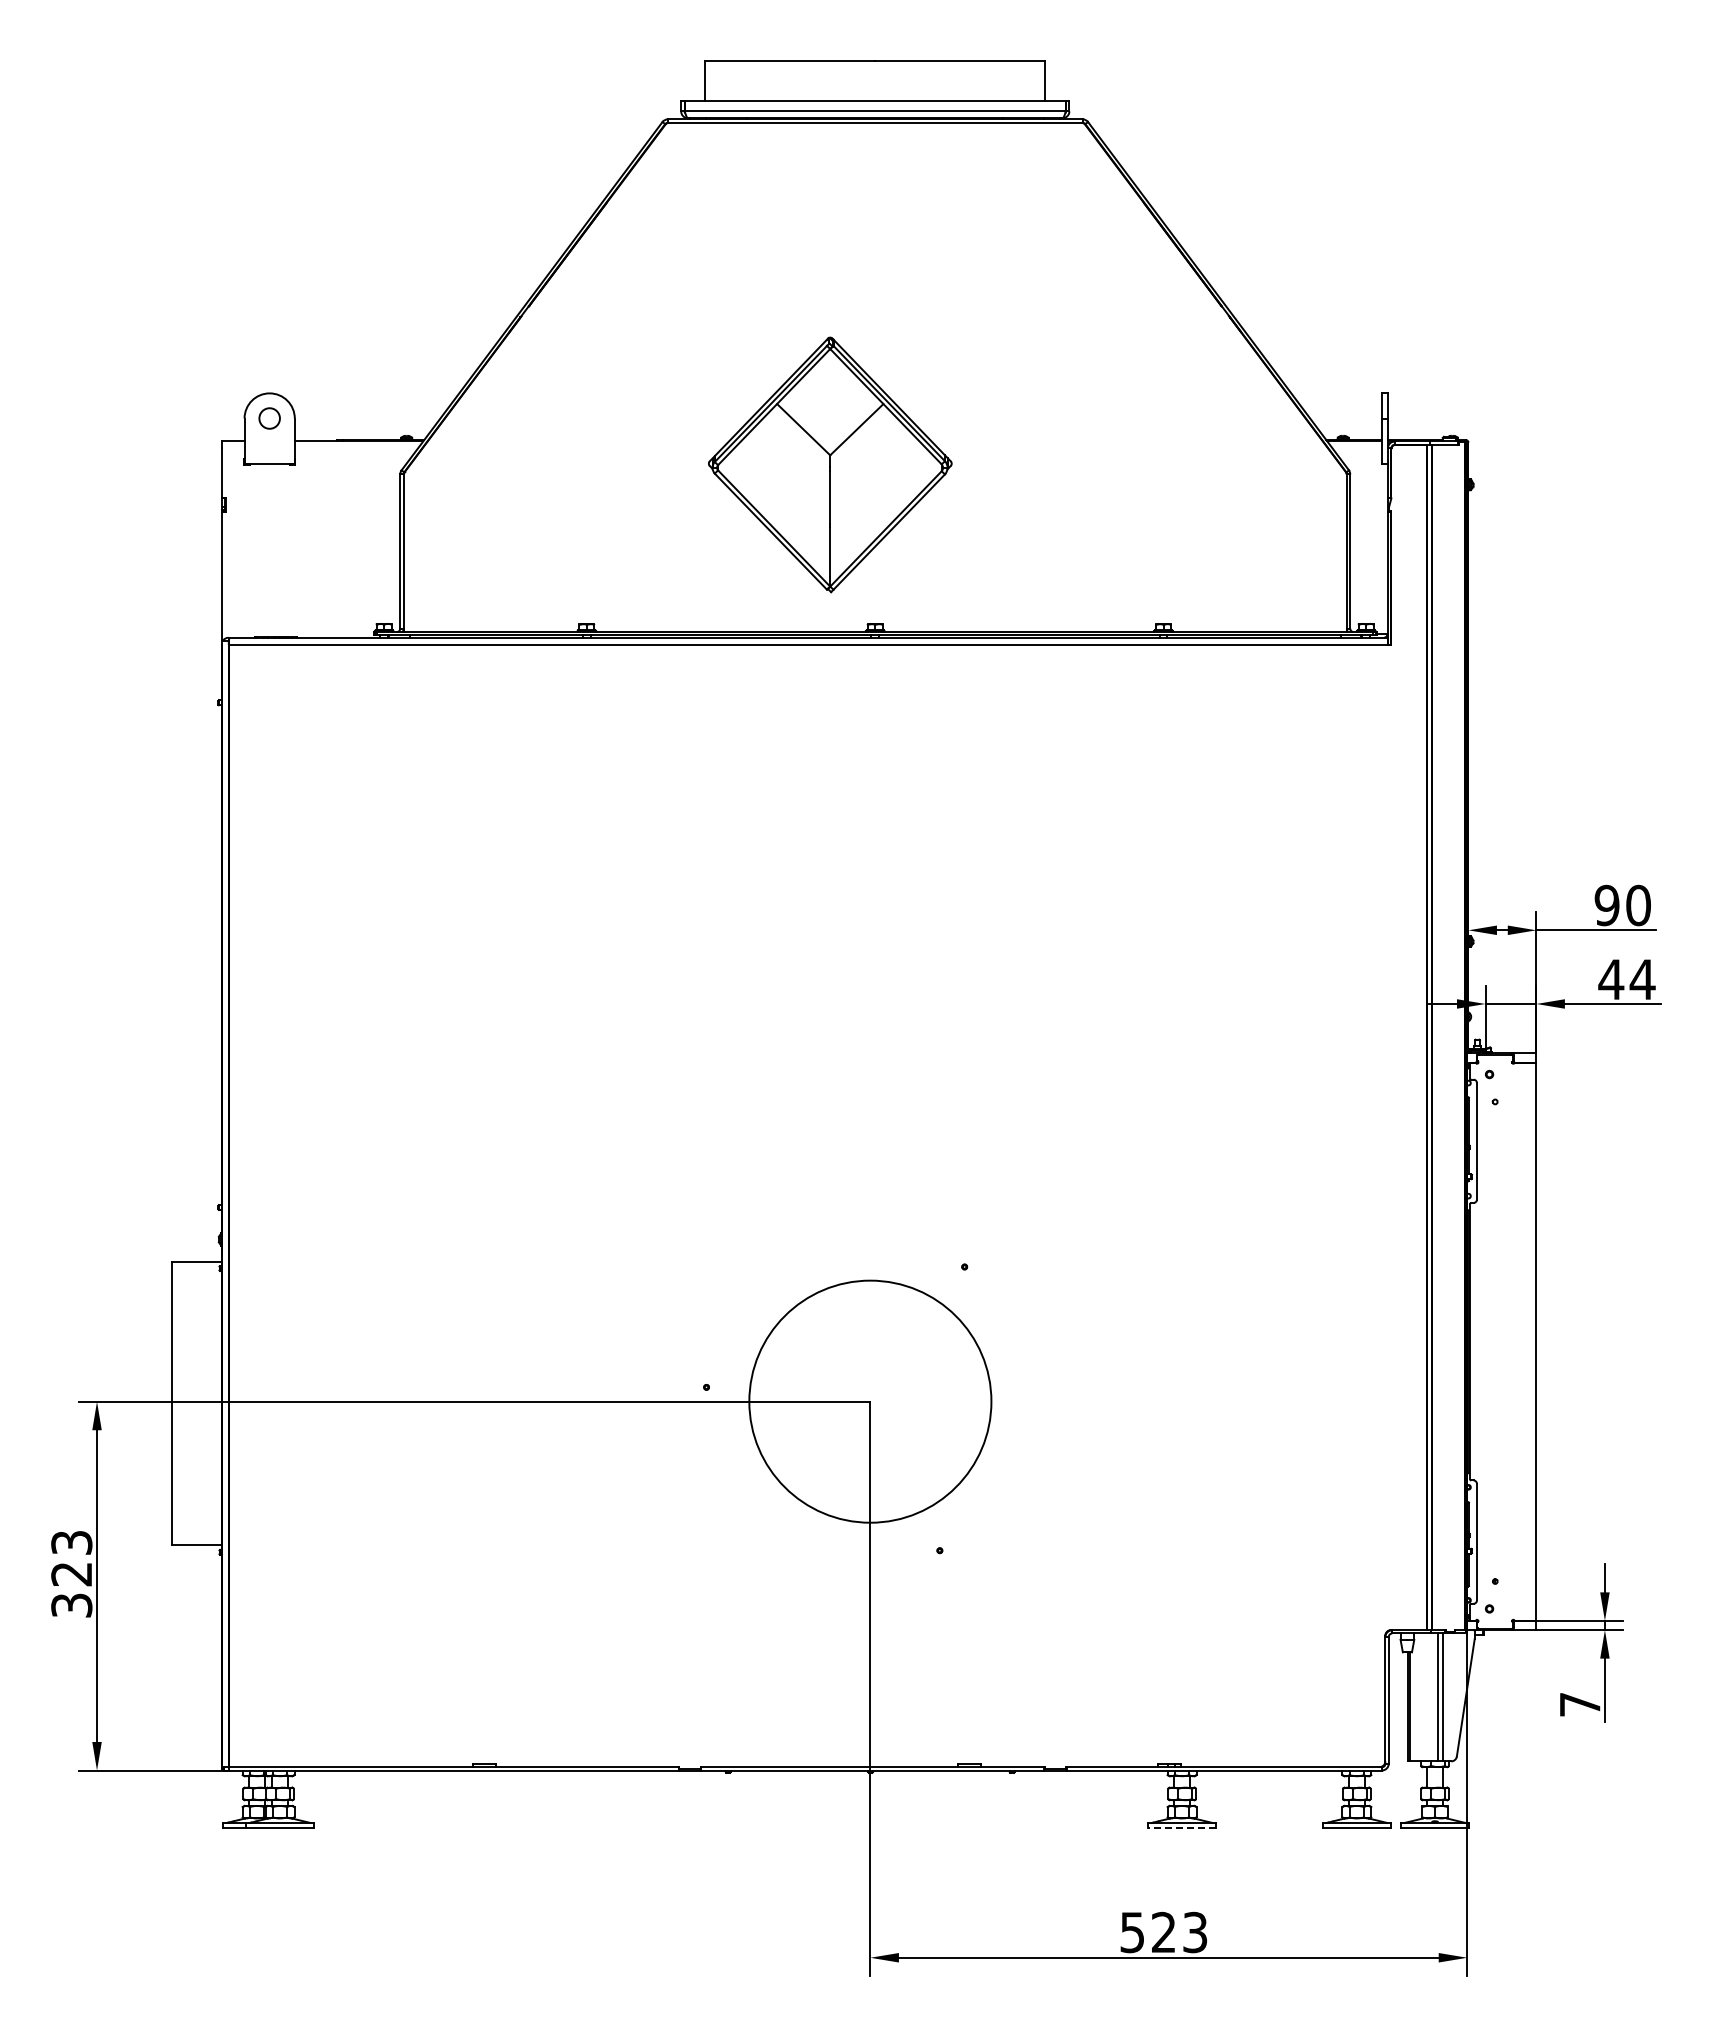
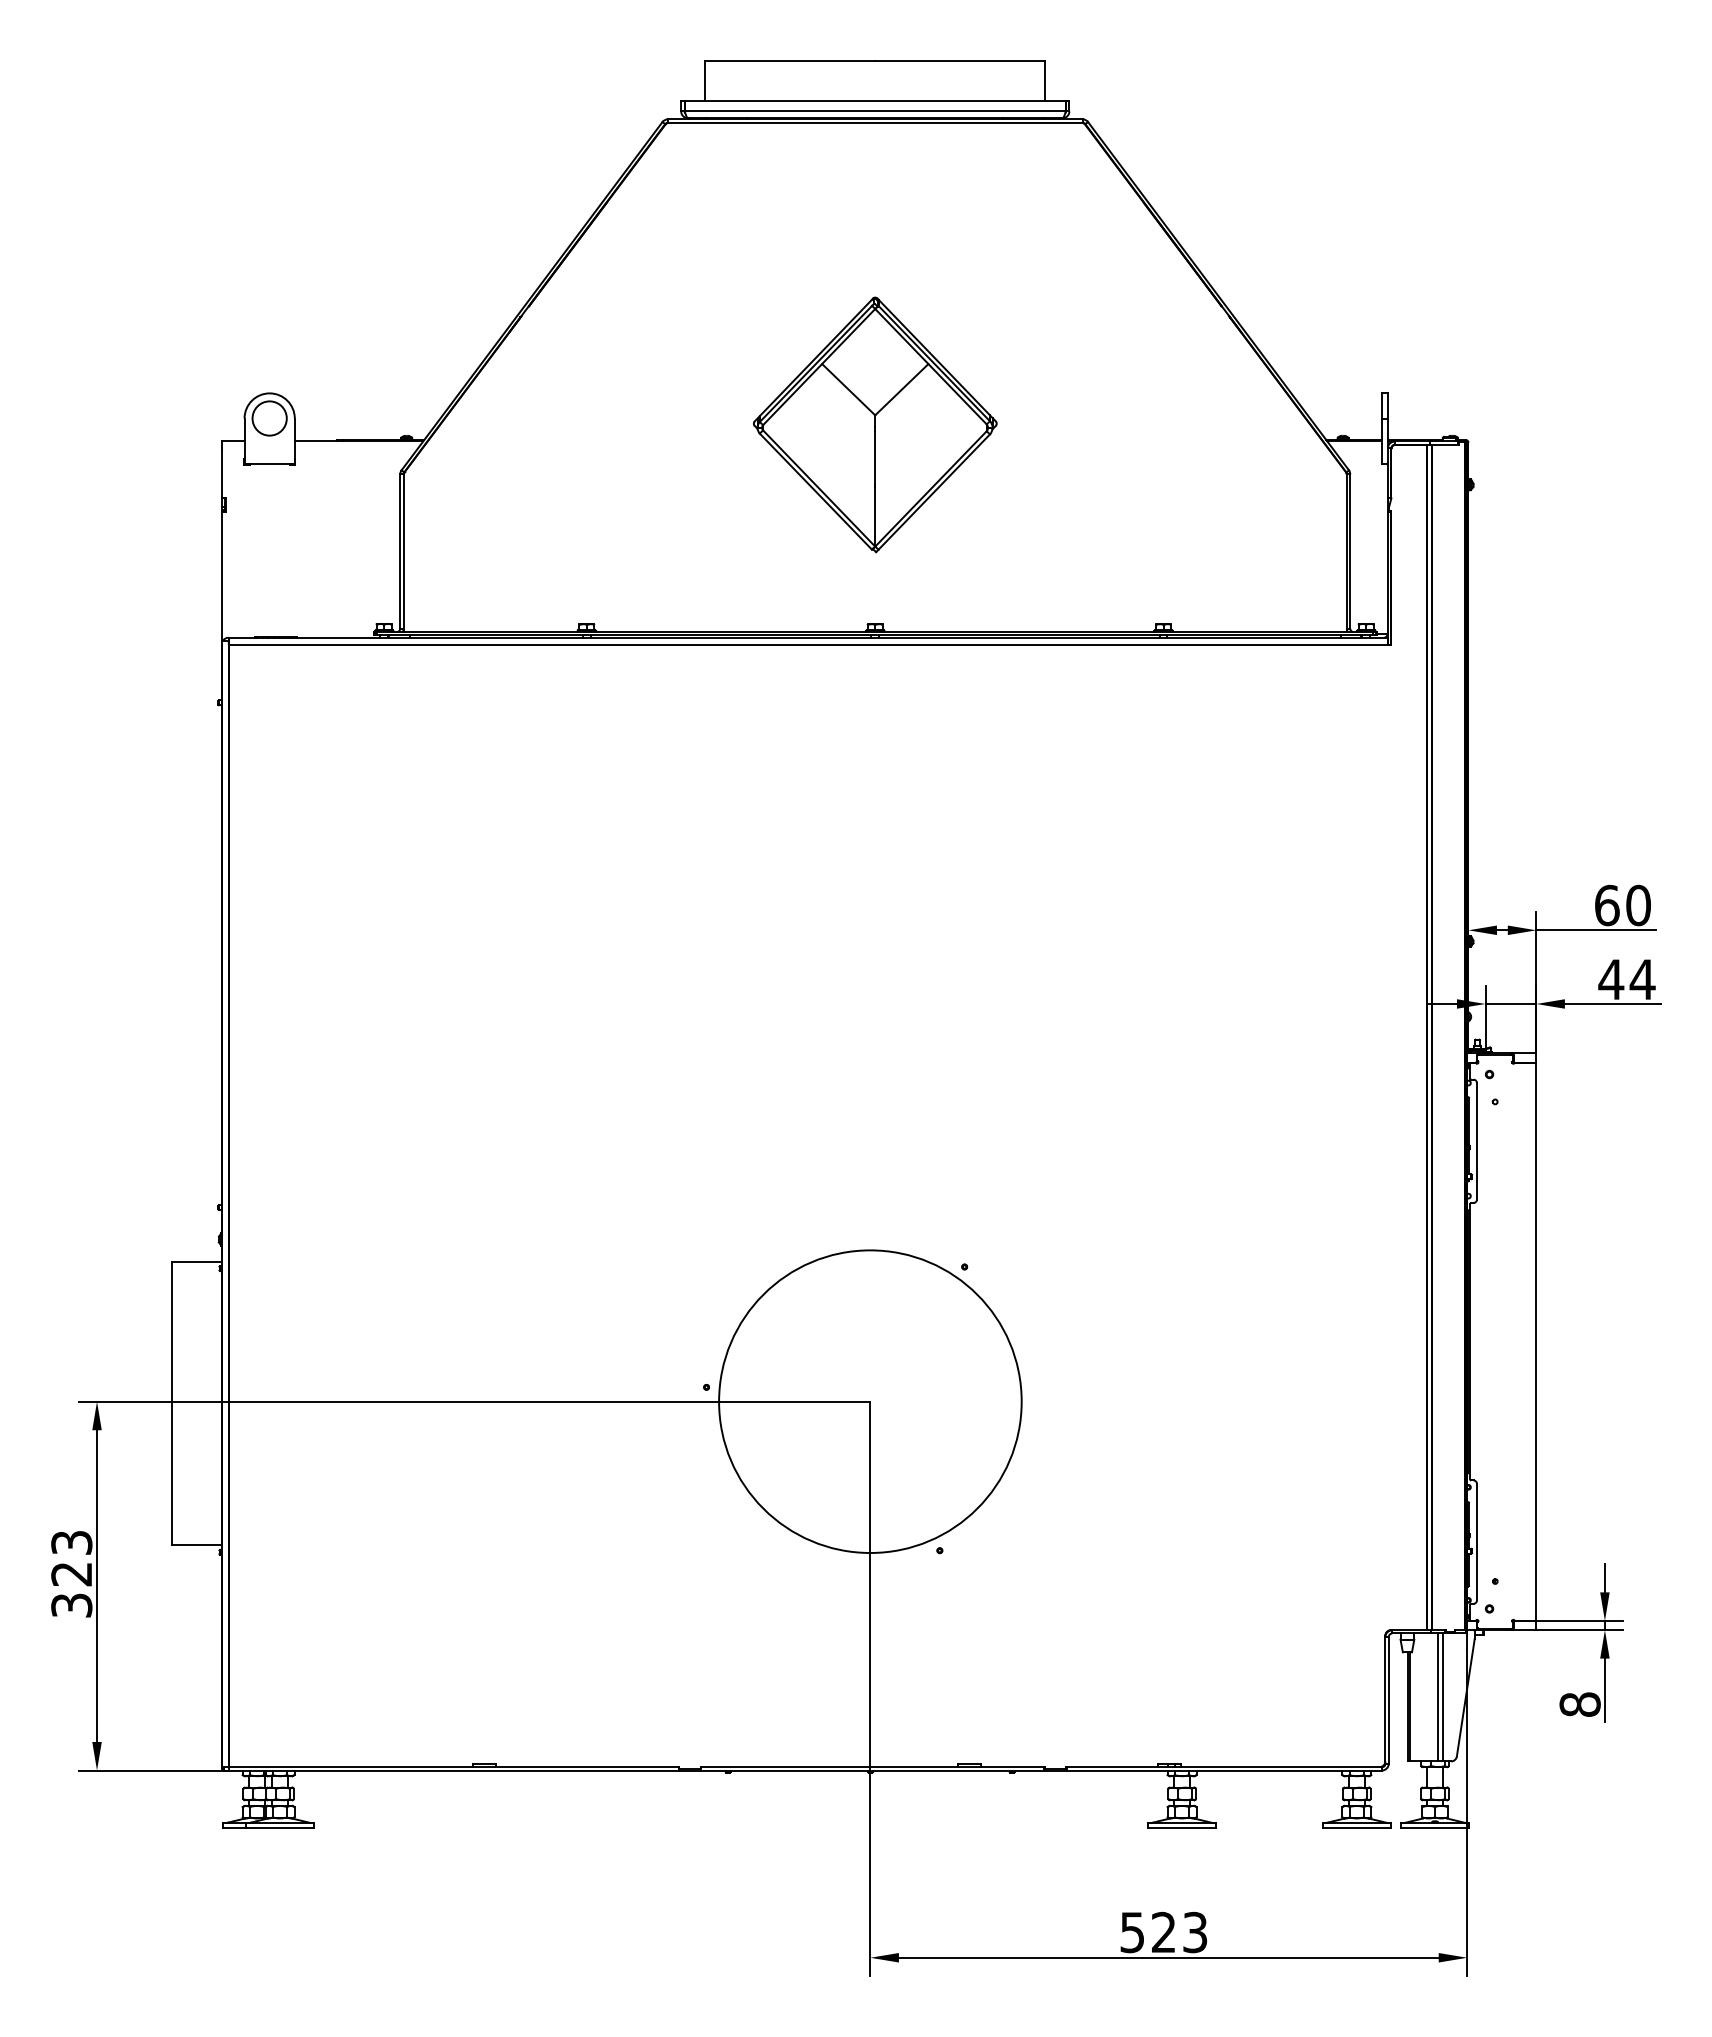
circle diameter: 21 px -> 34 px (269, 418)
part position: (830, 464) -> (875, 424) (875, 424)
text: 90 -> 60 (1606, 905)
circle diameter: 242 px -> 303 px (870, 1401)
text: 7 -> 8 (1579, 1704)
line: dashed -> solid (1181, 1827)
